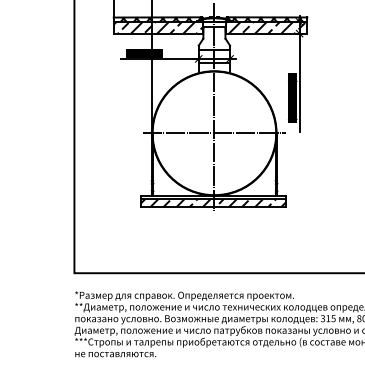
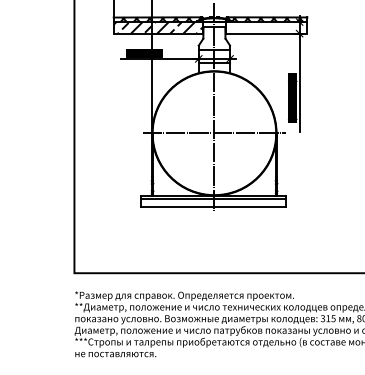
hatch: present -> none (265, 27)
hatch: present -> none (213, 203)
